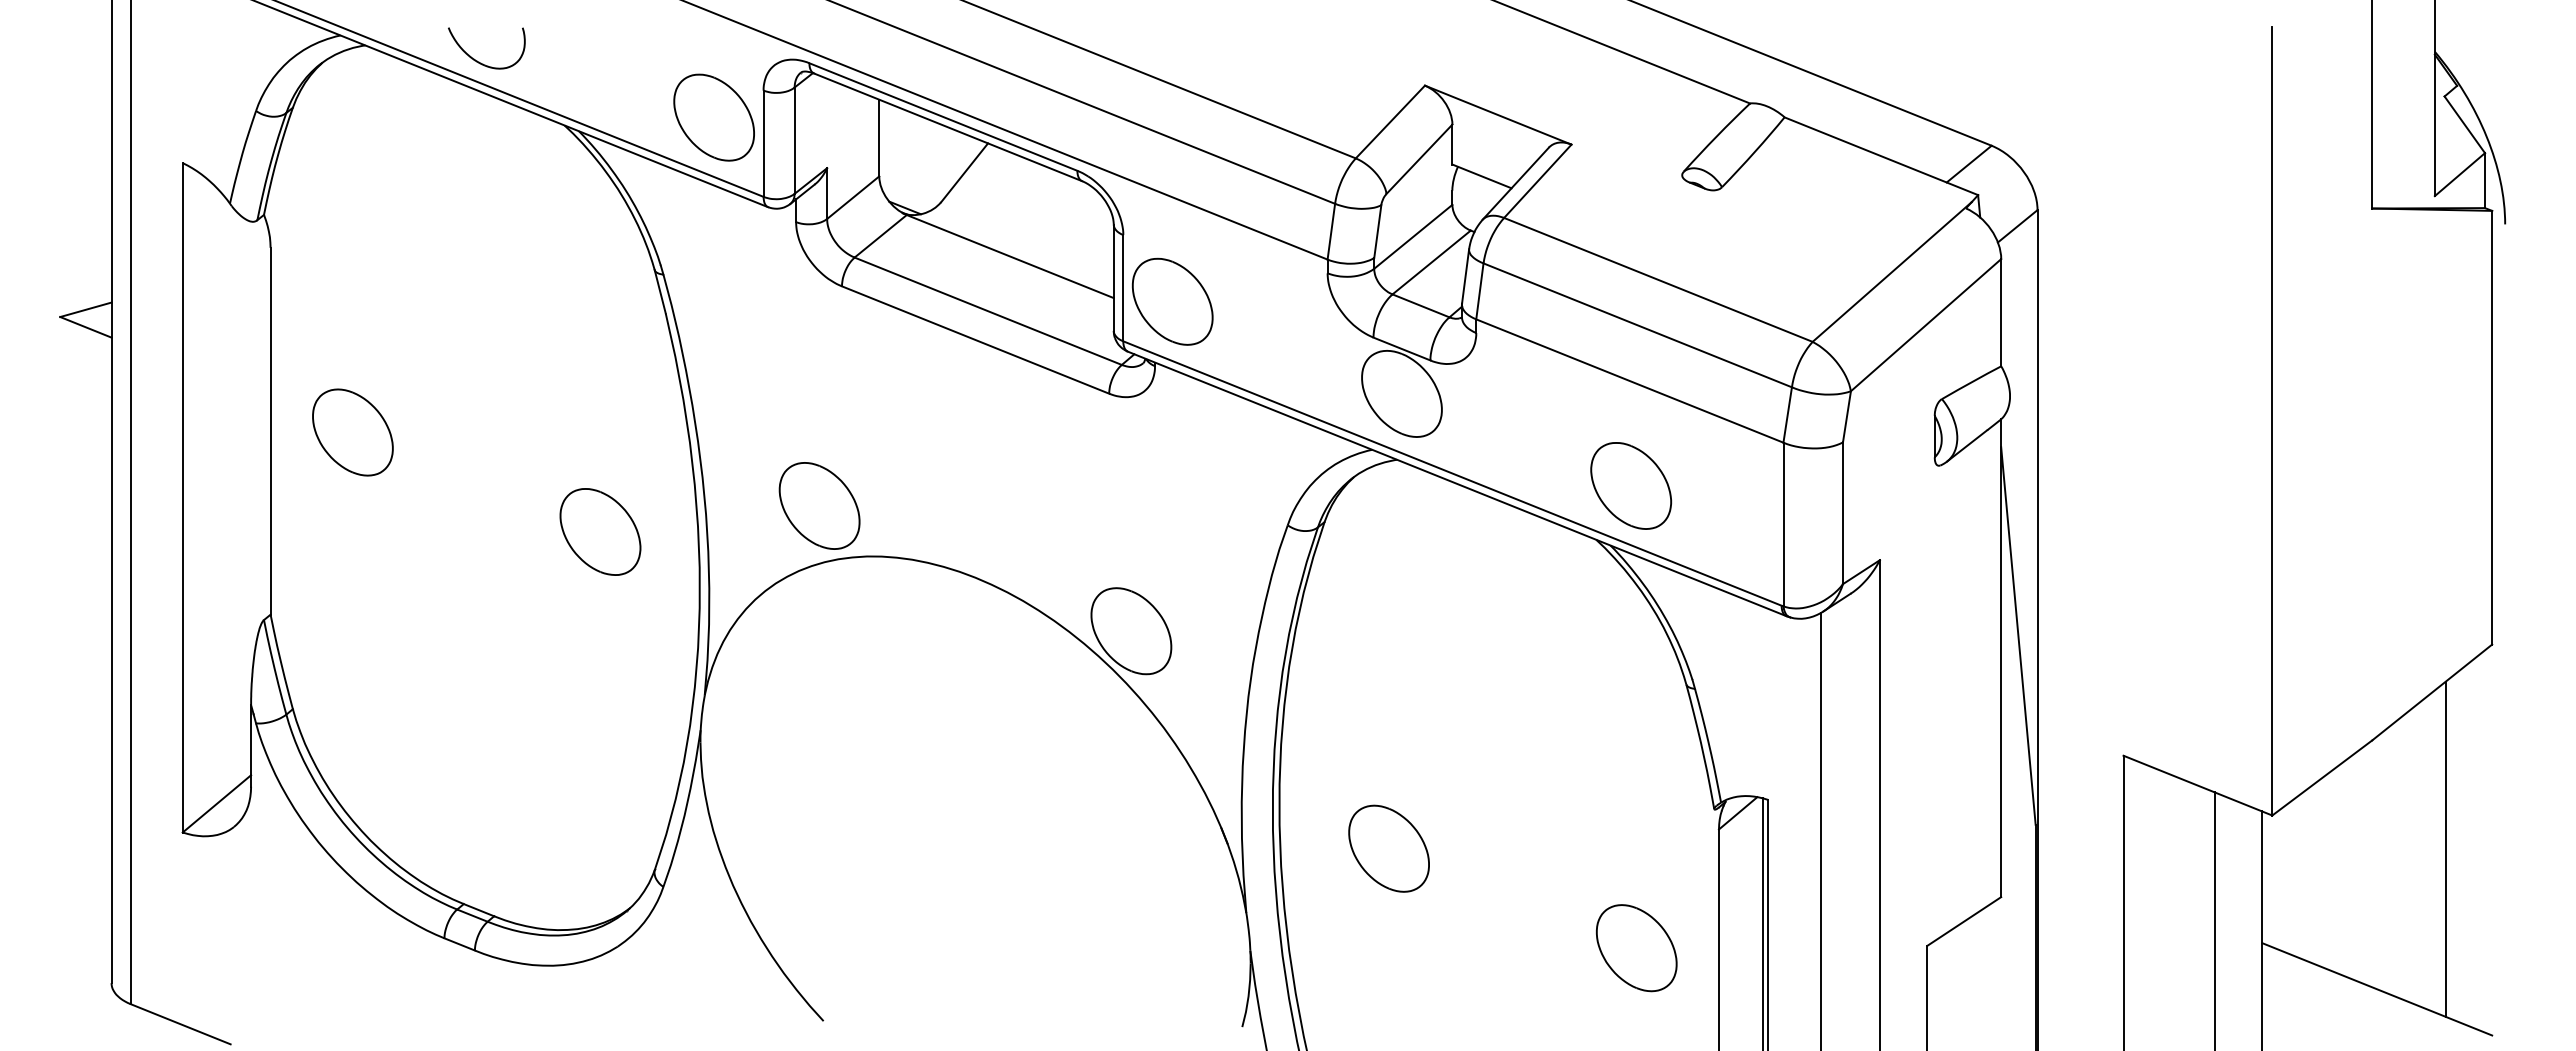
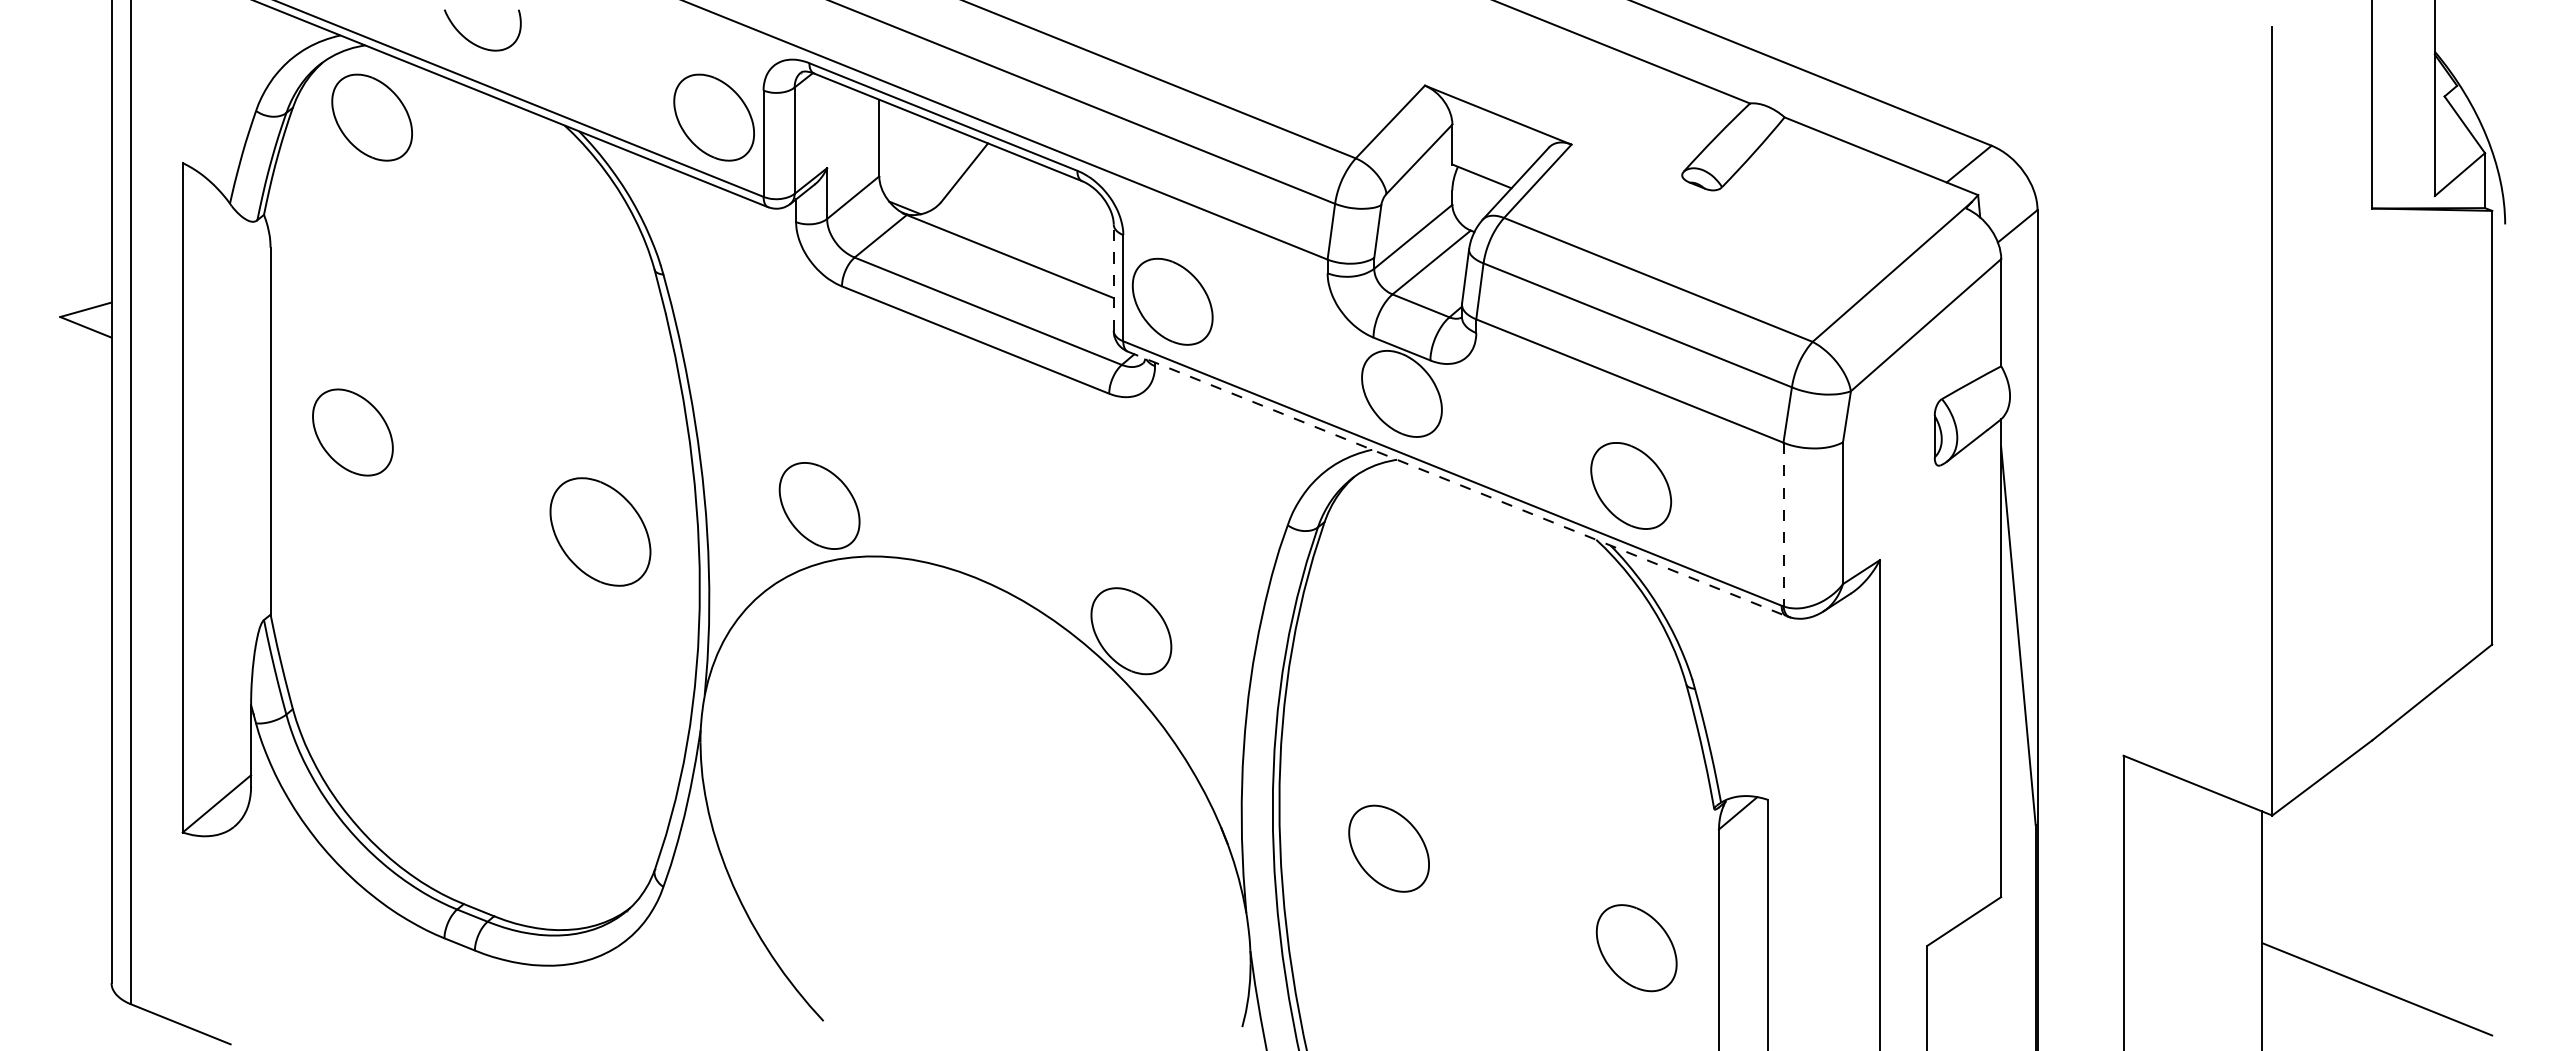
part position: (479, 61) -> (475, 43) (475, 43)
part: none -> present (371, 117)
line: solid -> dashed (1113, 277)
line: solid -> dashed (1457, 483)
line: solid -> dashed (1783, 524)
part size: 83x88 px -> 103x110 px (600, 531)
line: present -> none (1820, 830)
line: present -> none (2445, 848)
line: present -> none (2214, 919)
line: present -> none (1763, 922)
